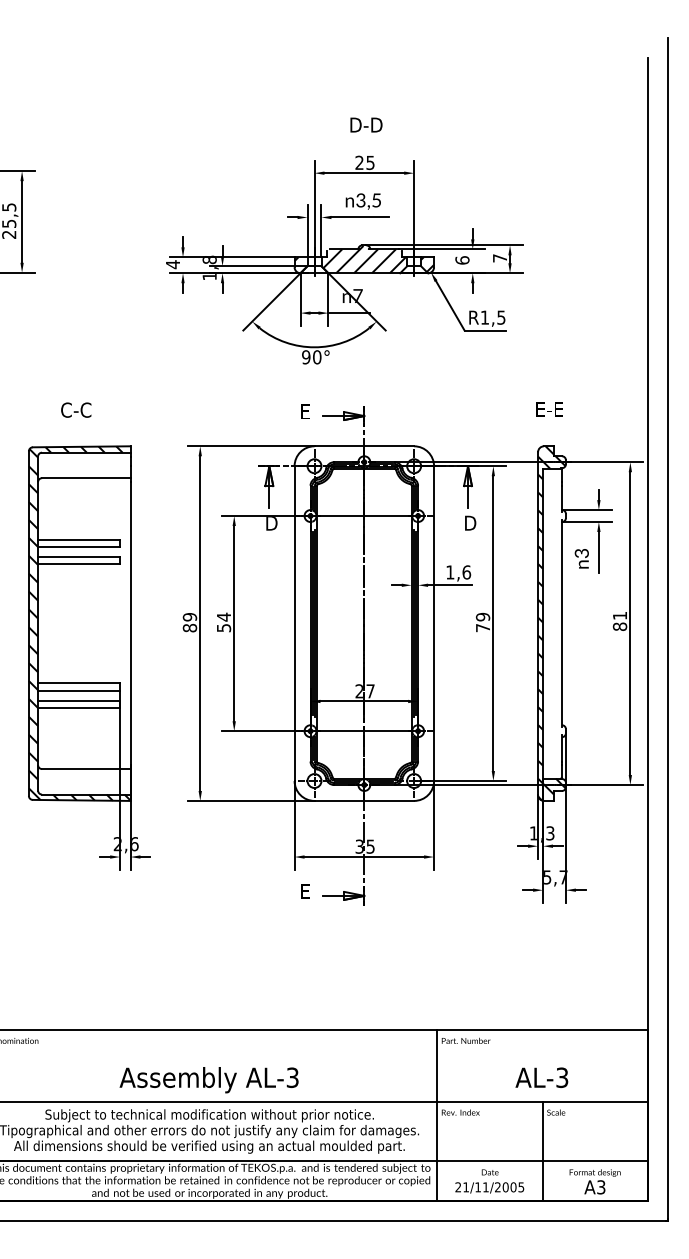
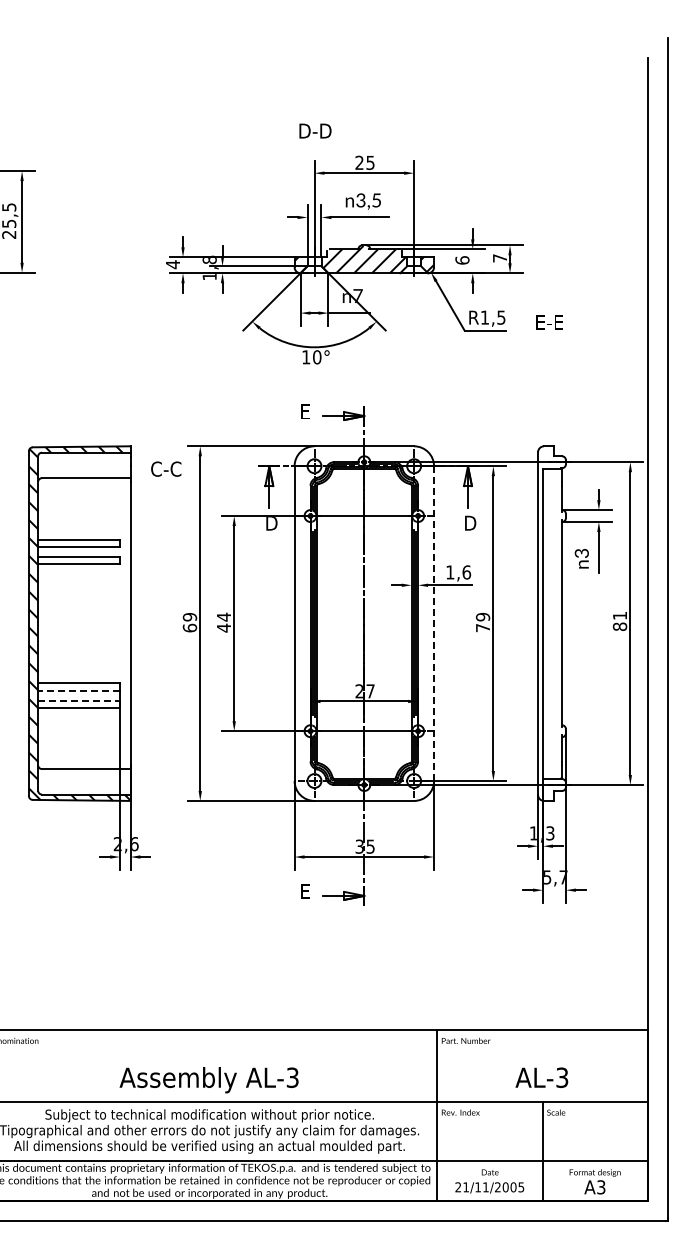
text position: (366, 124) -> (315, 130) (315, 130)
text: 90° -> 10° (306, 357)
text position: (76, 409) -> (166, 468) (166, 468)
text position: (549, 409) -> (549, 322) (549, 322)
hatch: present -> none (551, 623)
line: solid -> dashed (434, 624)
text: 89 -> 69 (189, 627)
text: 54 -> 44 (224, 627)
line: solid -> dashed (78, 690)
line: solid -> dashed (79, 700)
